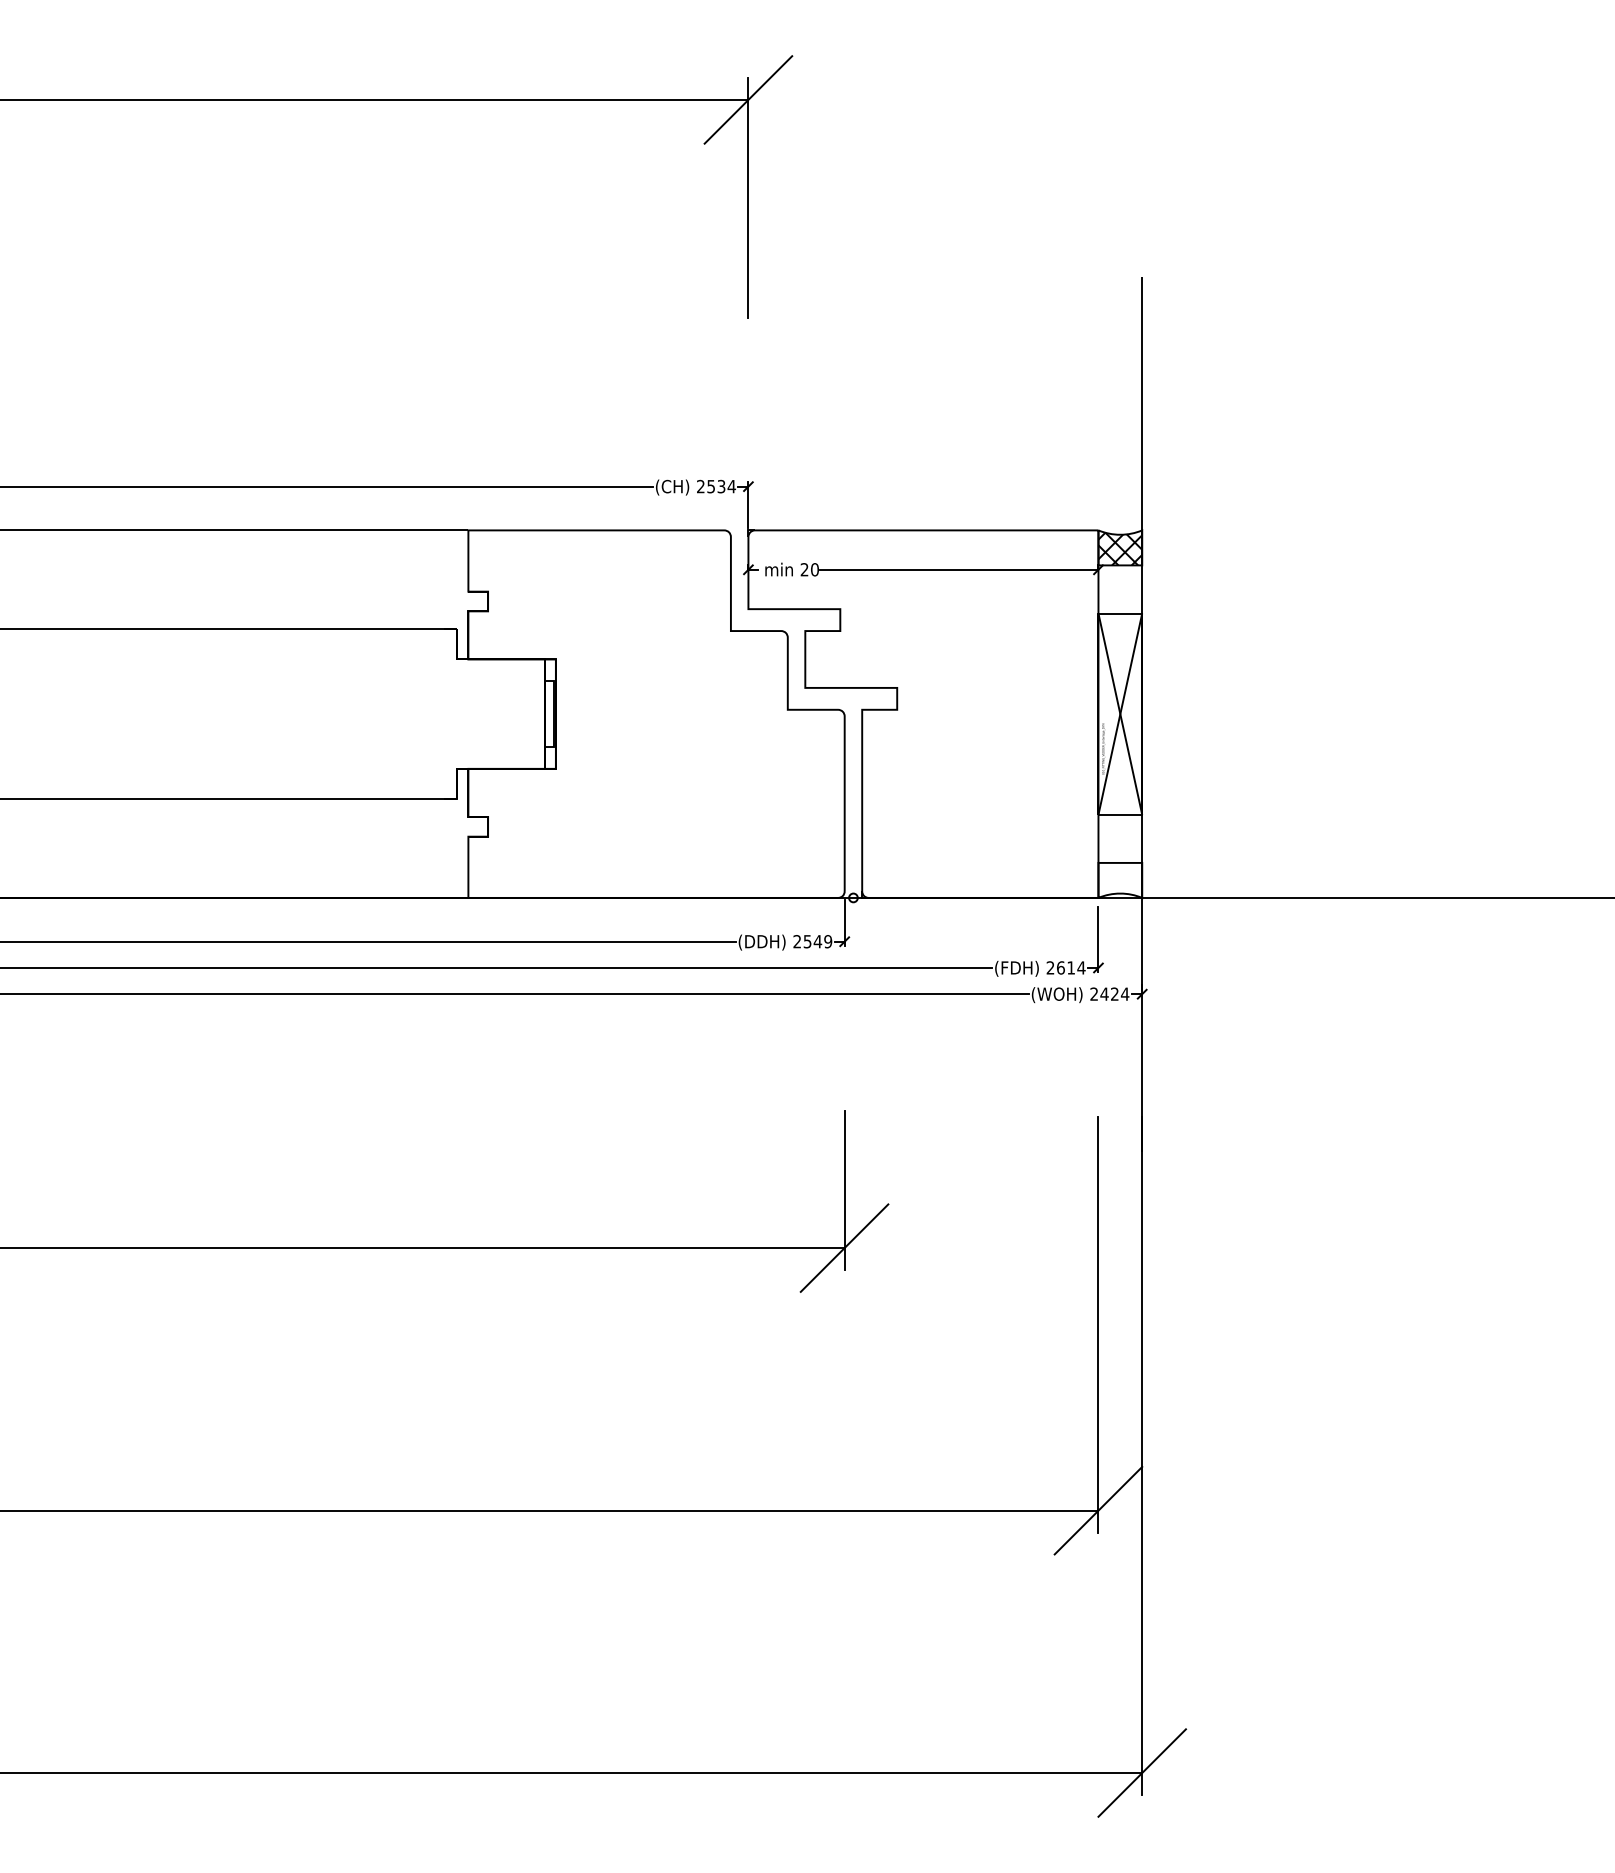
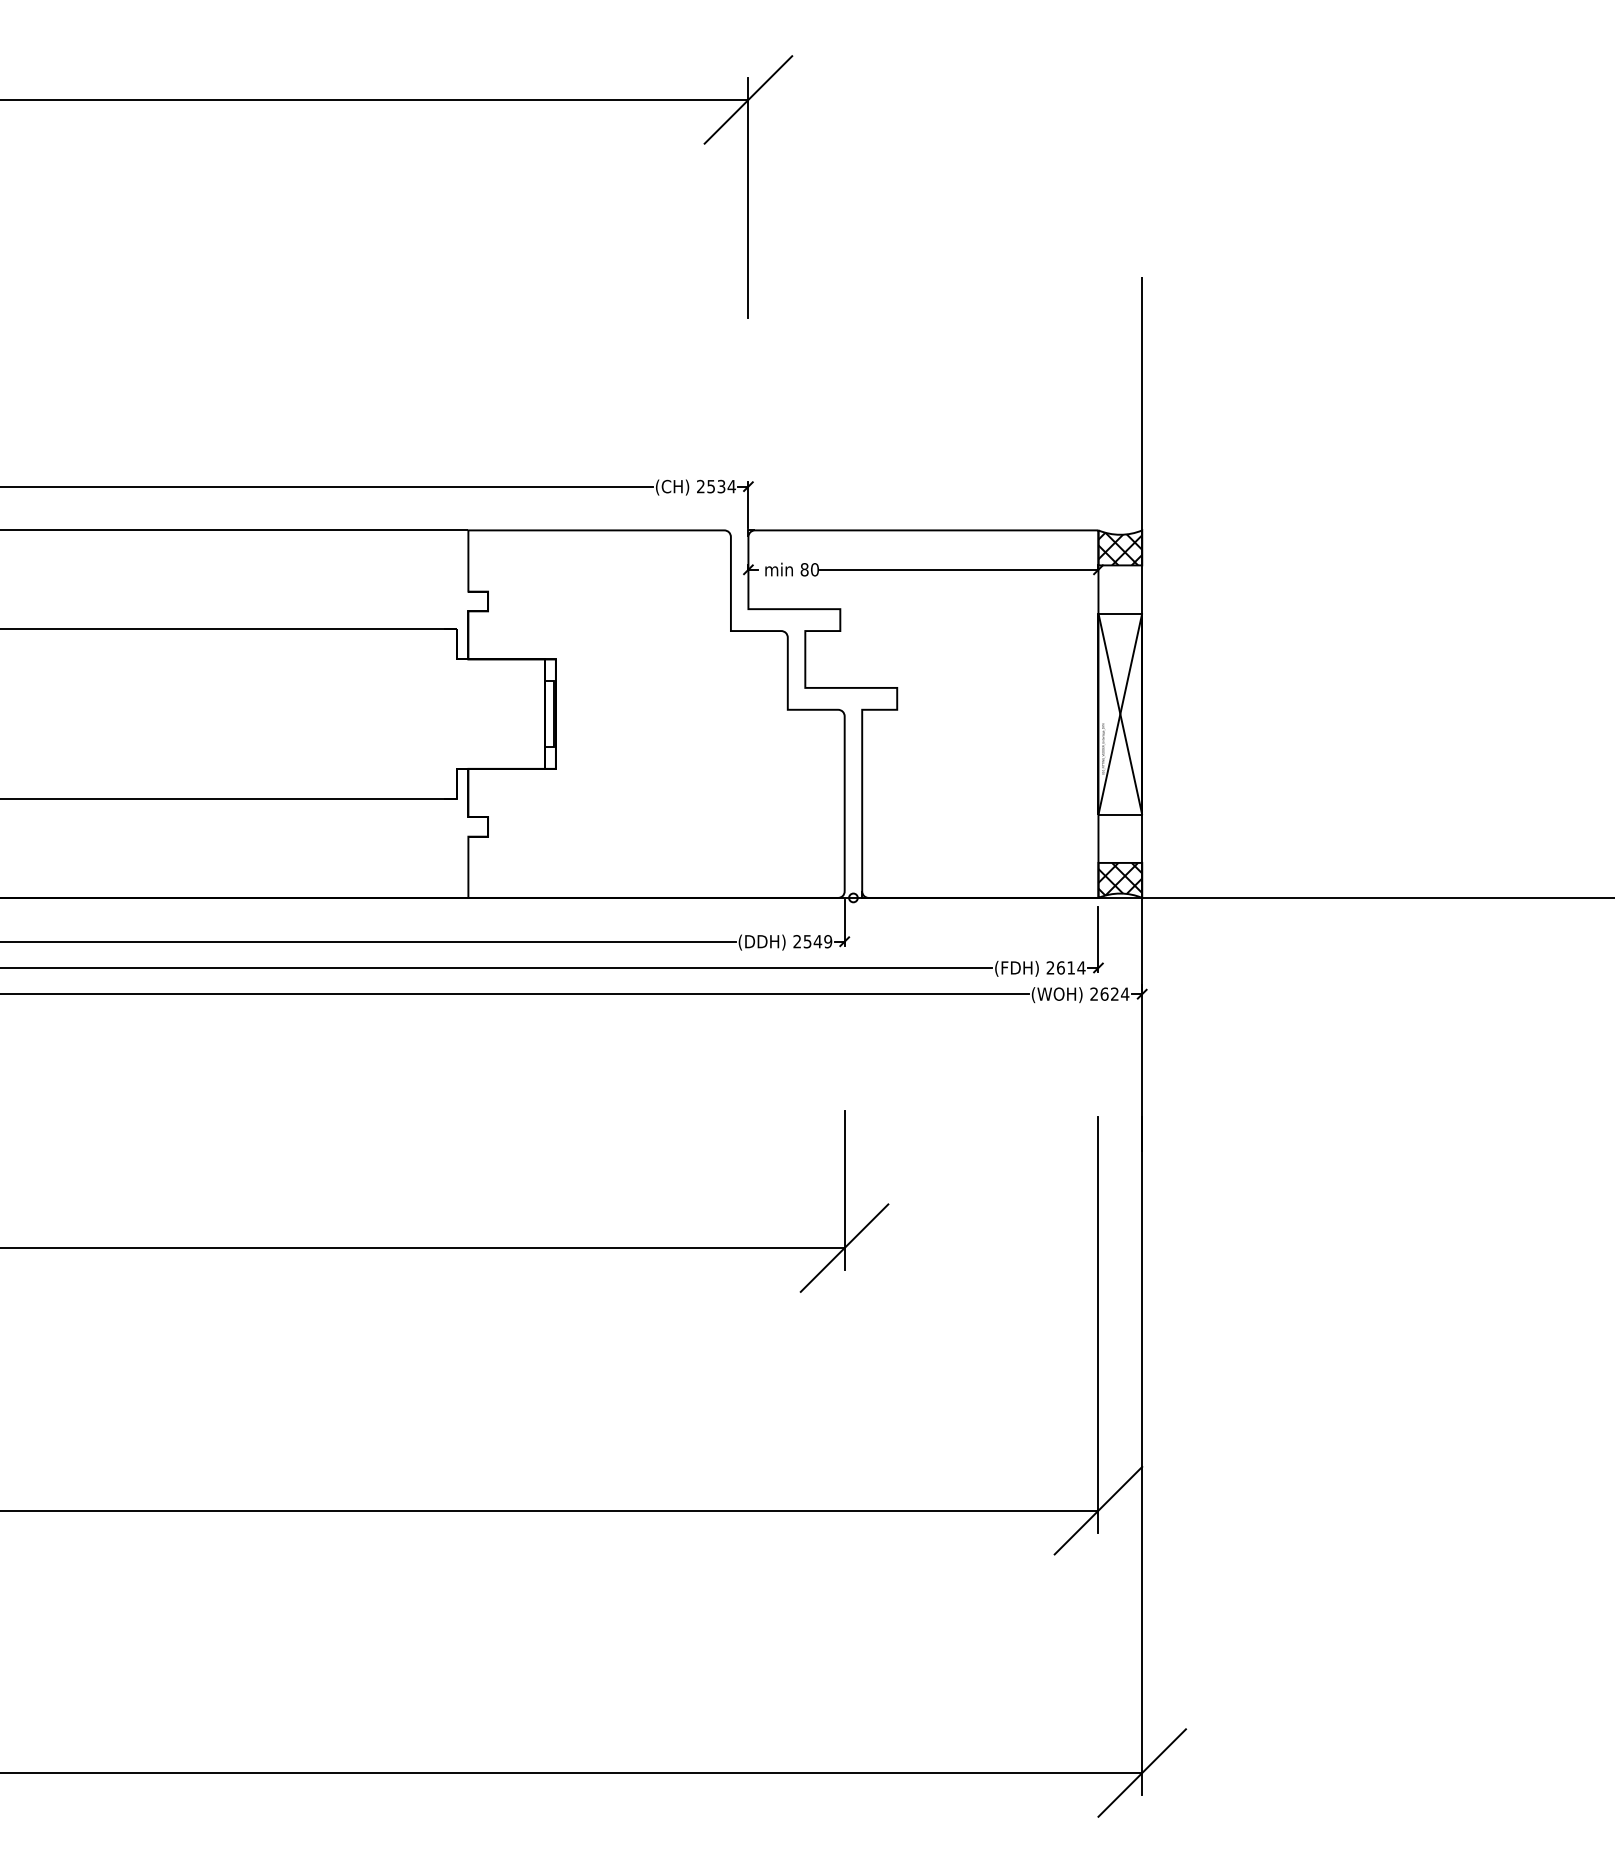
text: 20 -> 80 (804, 569)
hatch: none -> present (1120, 878)
text: 2424 -> 2624 (1104, 993)
